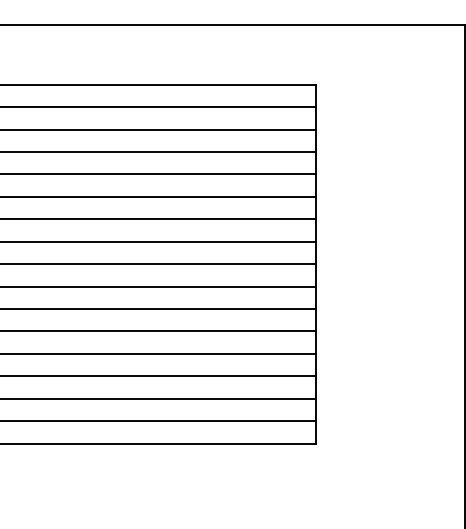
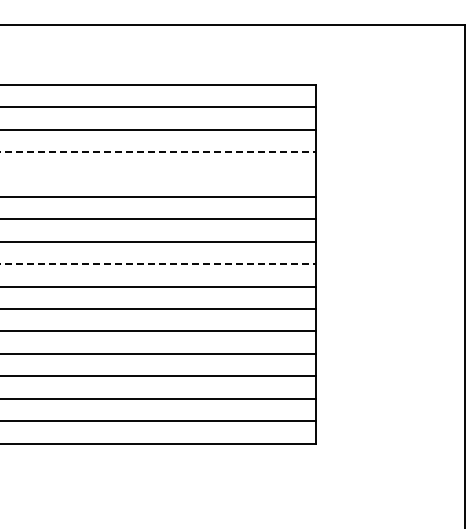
line: solid -> dashed (158, 152)
line: present -> none (158, 174)
line: solid -> dashed (158, 264)
